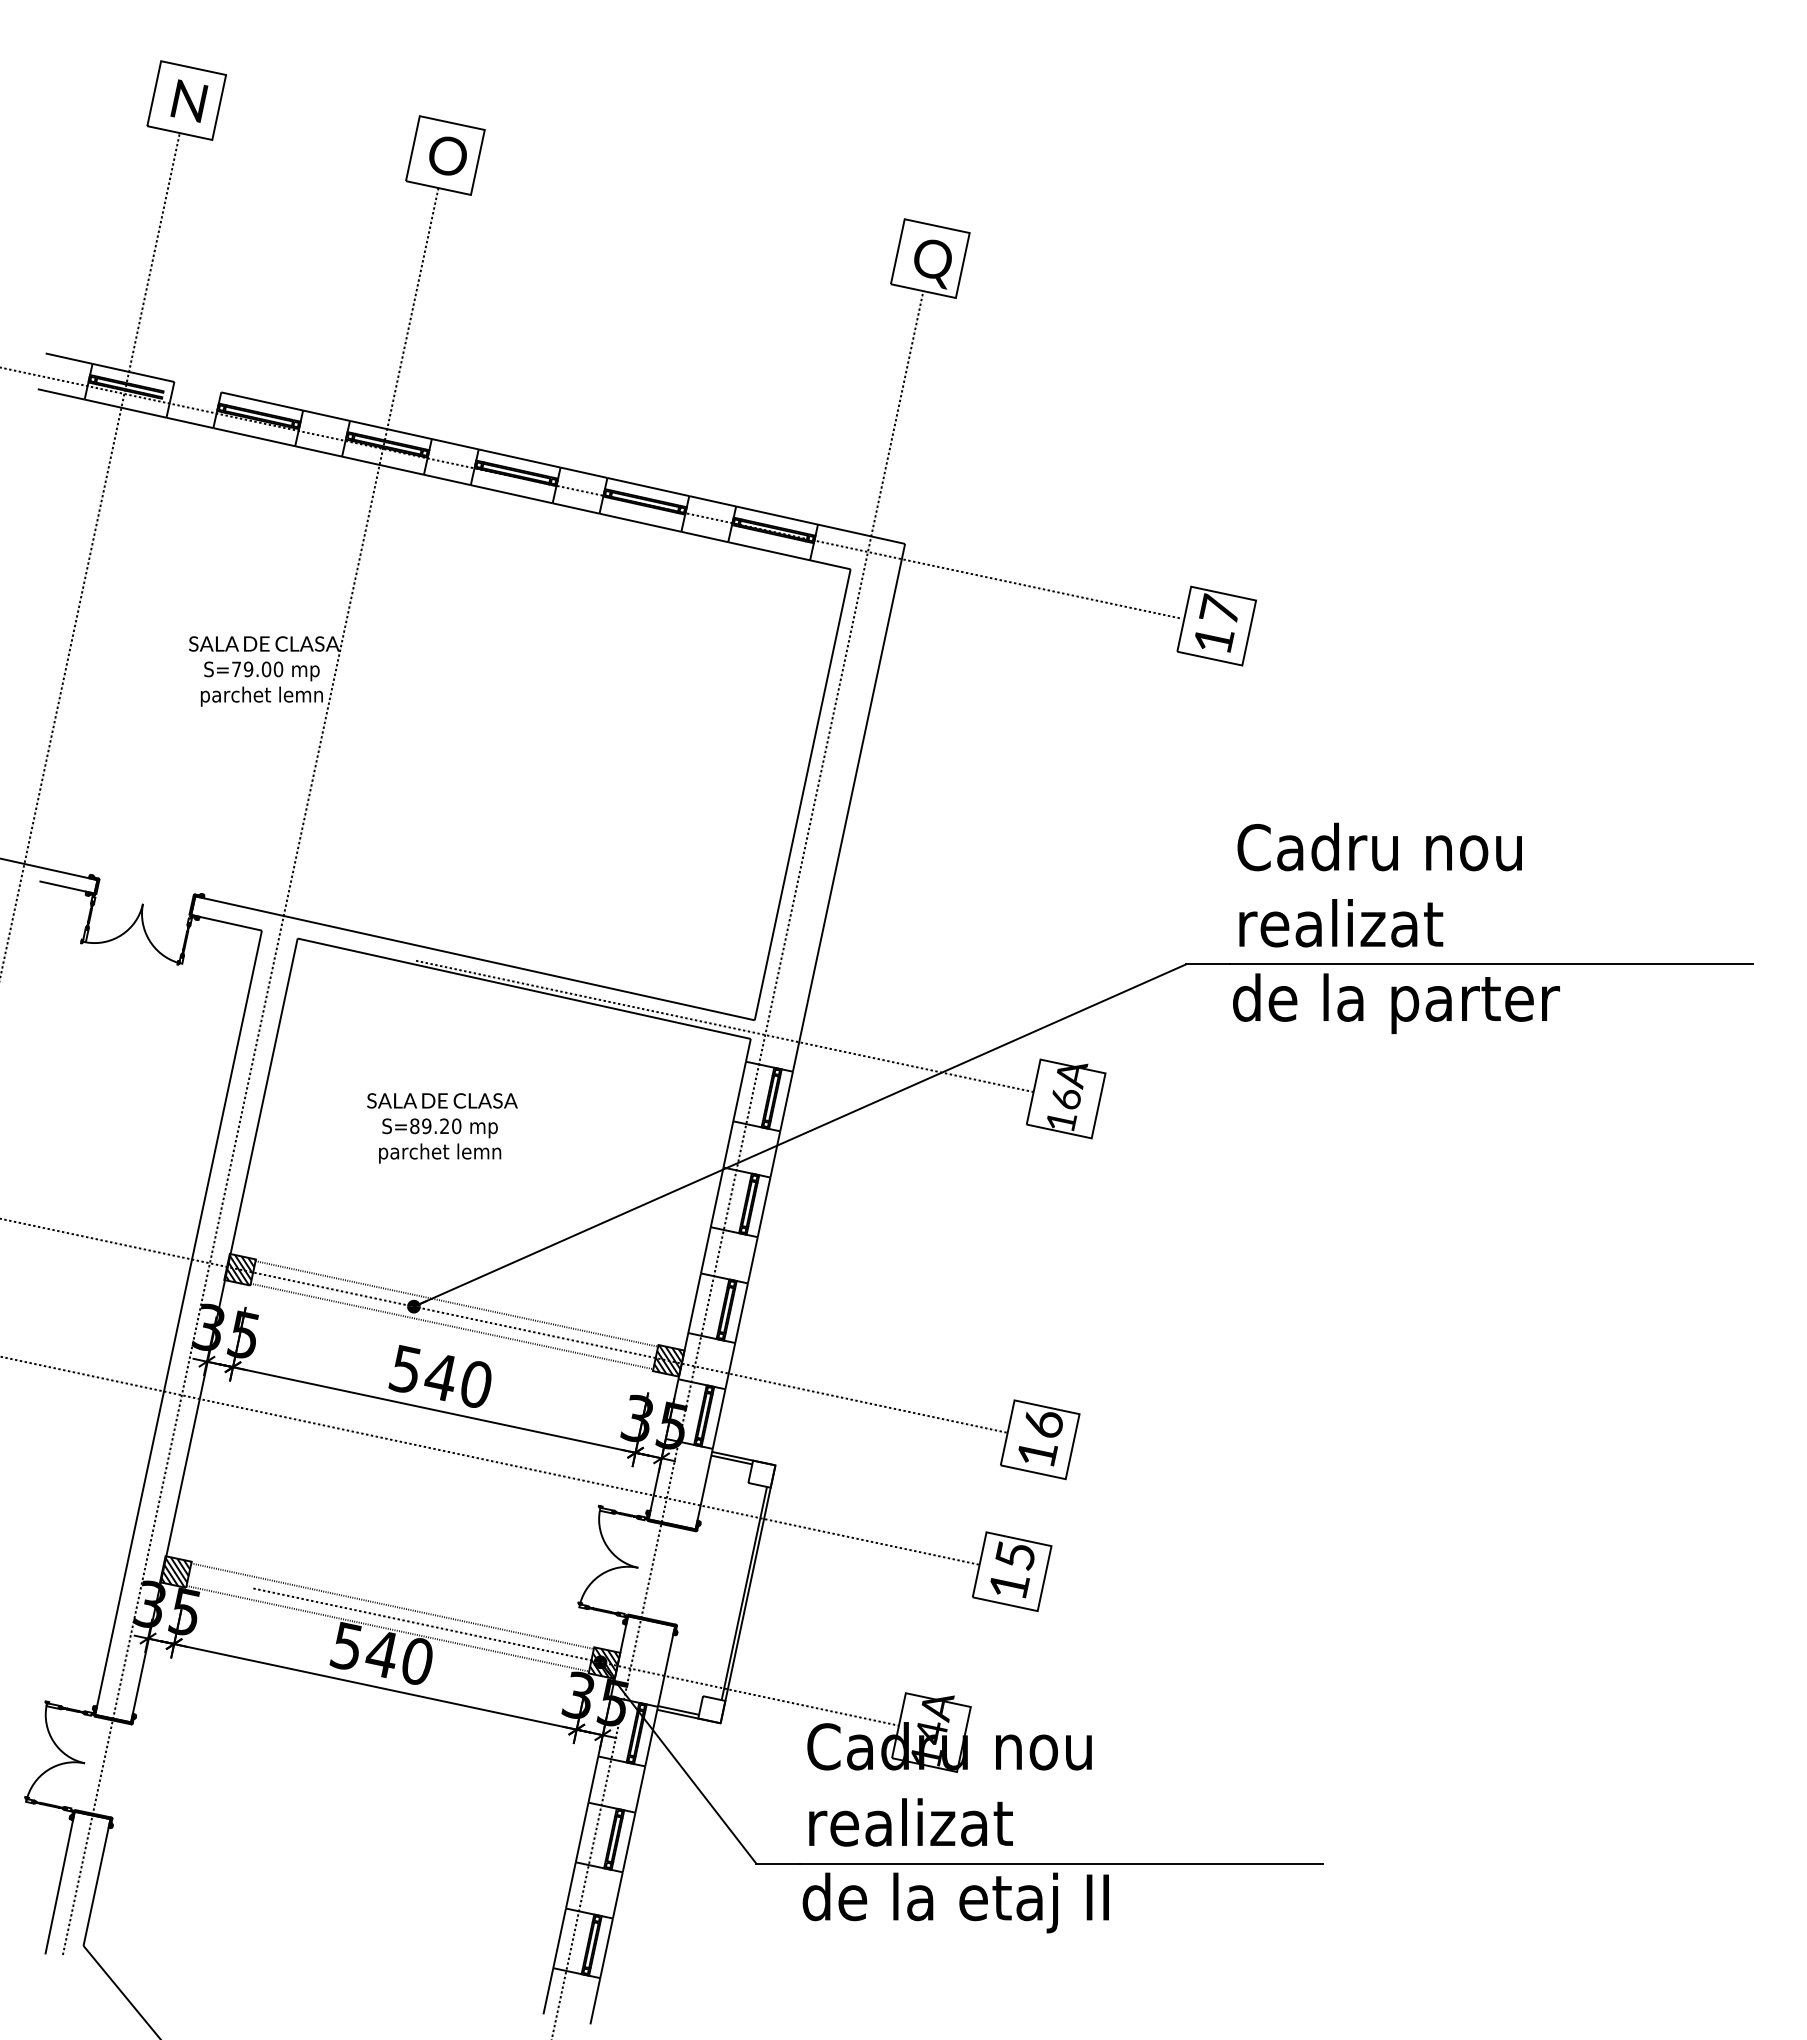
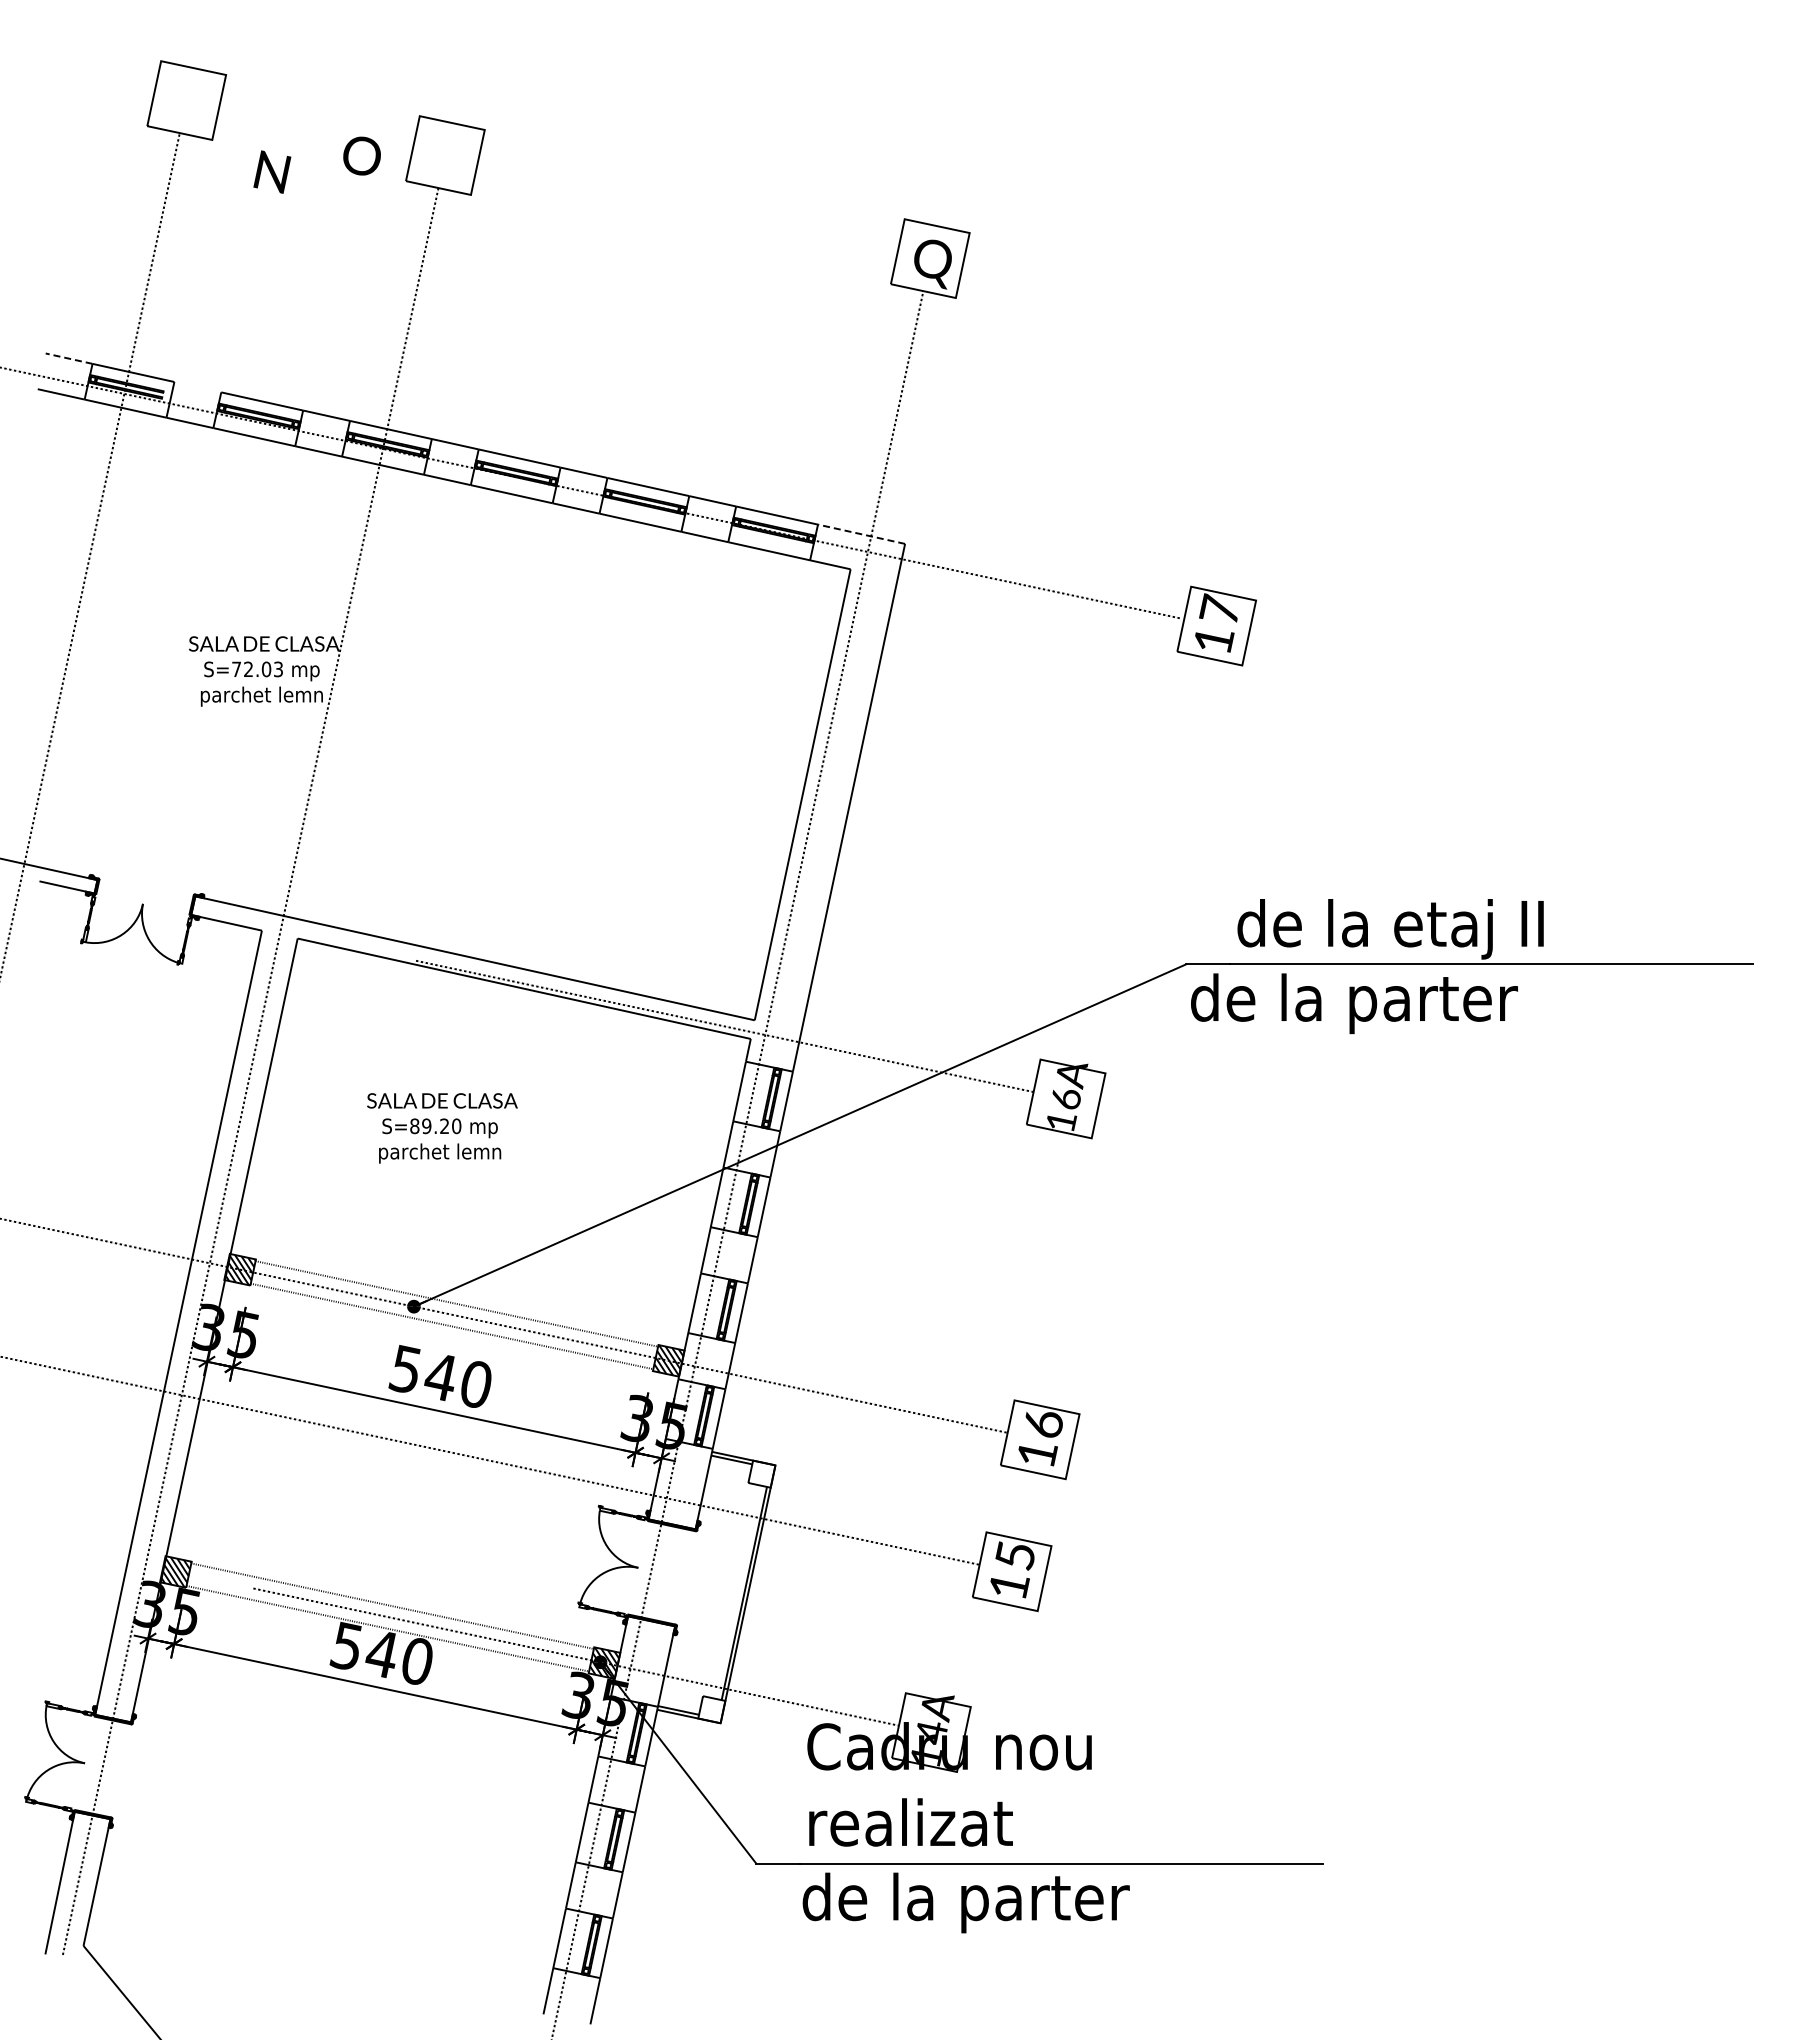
text position: (189, 100) -> (272, 171) (272, 171)
text position: (447, 155) -> (361, 155) (361, 155)
line: solid -> dashed (68, 358)
line: solid -> dashed (861, 534)
text: S=79.00 -> S=72.03 (263, 669)
text: Cadru nou realizat -> de la etaj II (1390, 890)
text position: (1396, 1003) -> (1354, 1003) (1354, 1003)
text: de la etaj II -> de la parter (1044, 1902)
